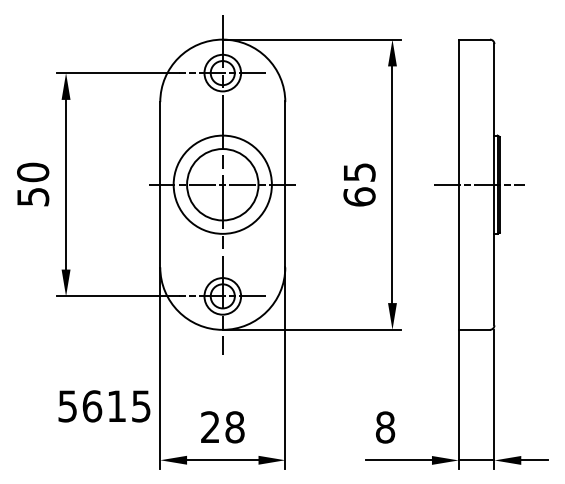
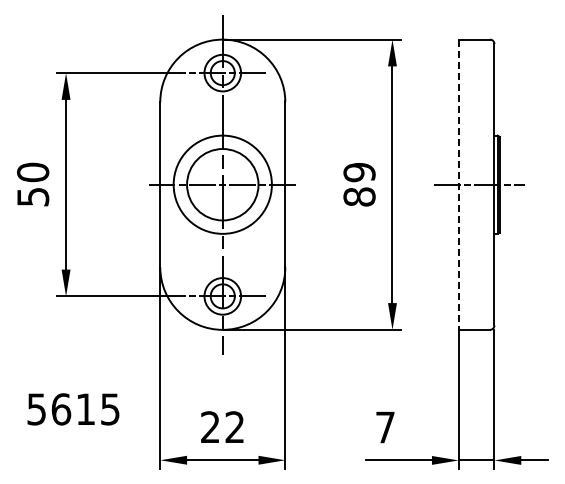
text: 65 -> 89 (359, 184)
line: solid -> dashed (458, 185)
text position: (104, 406) -> (73, 409) (73, 409)
text: 28 -> 22 (234, 427)
text: 8 -> 7 (385, 427)
